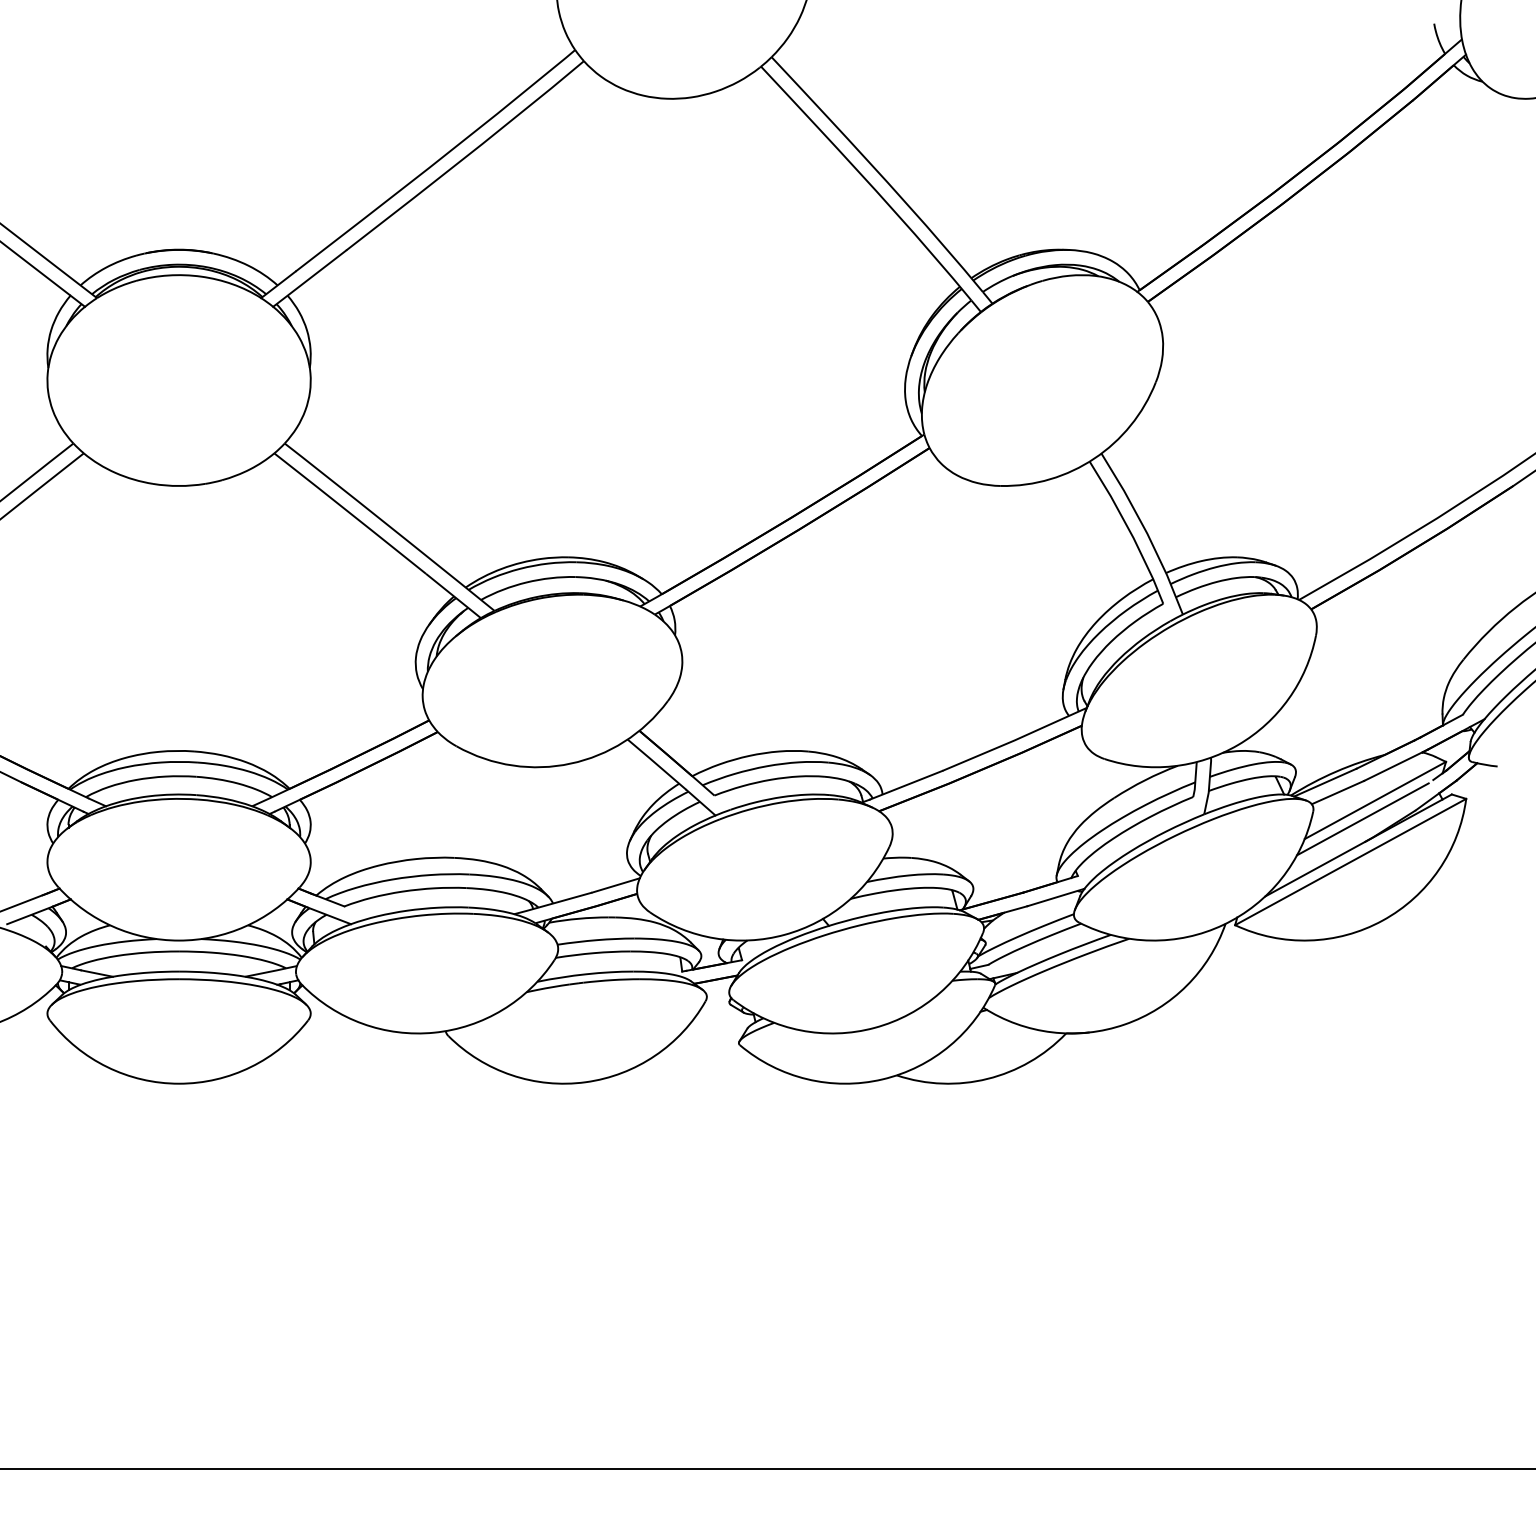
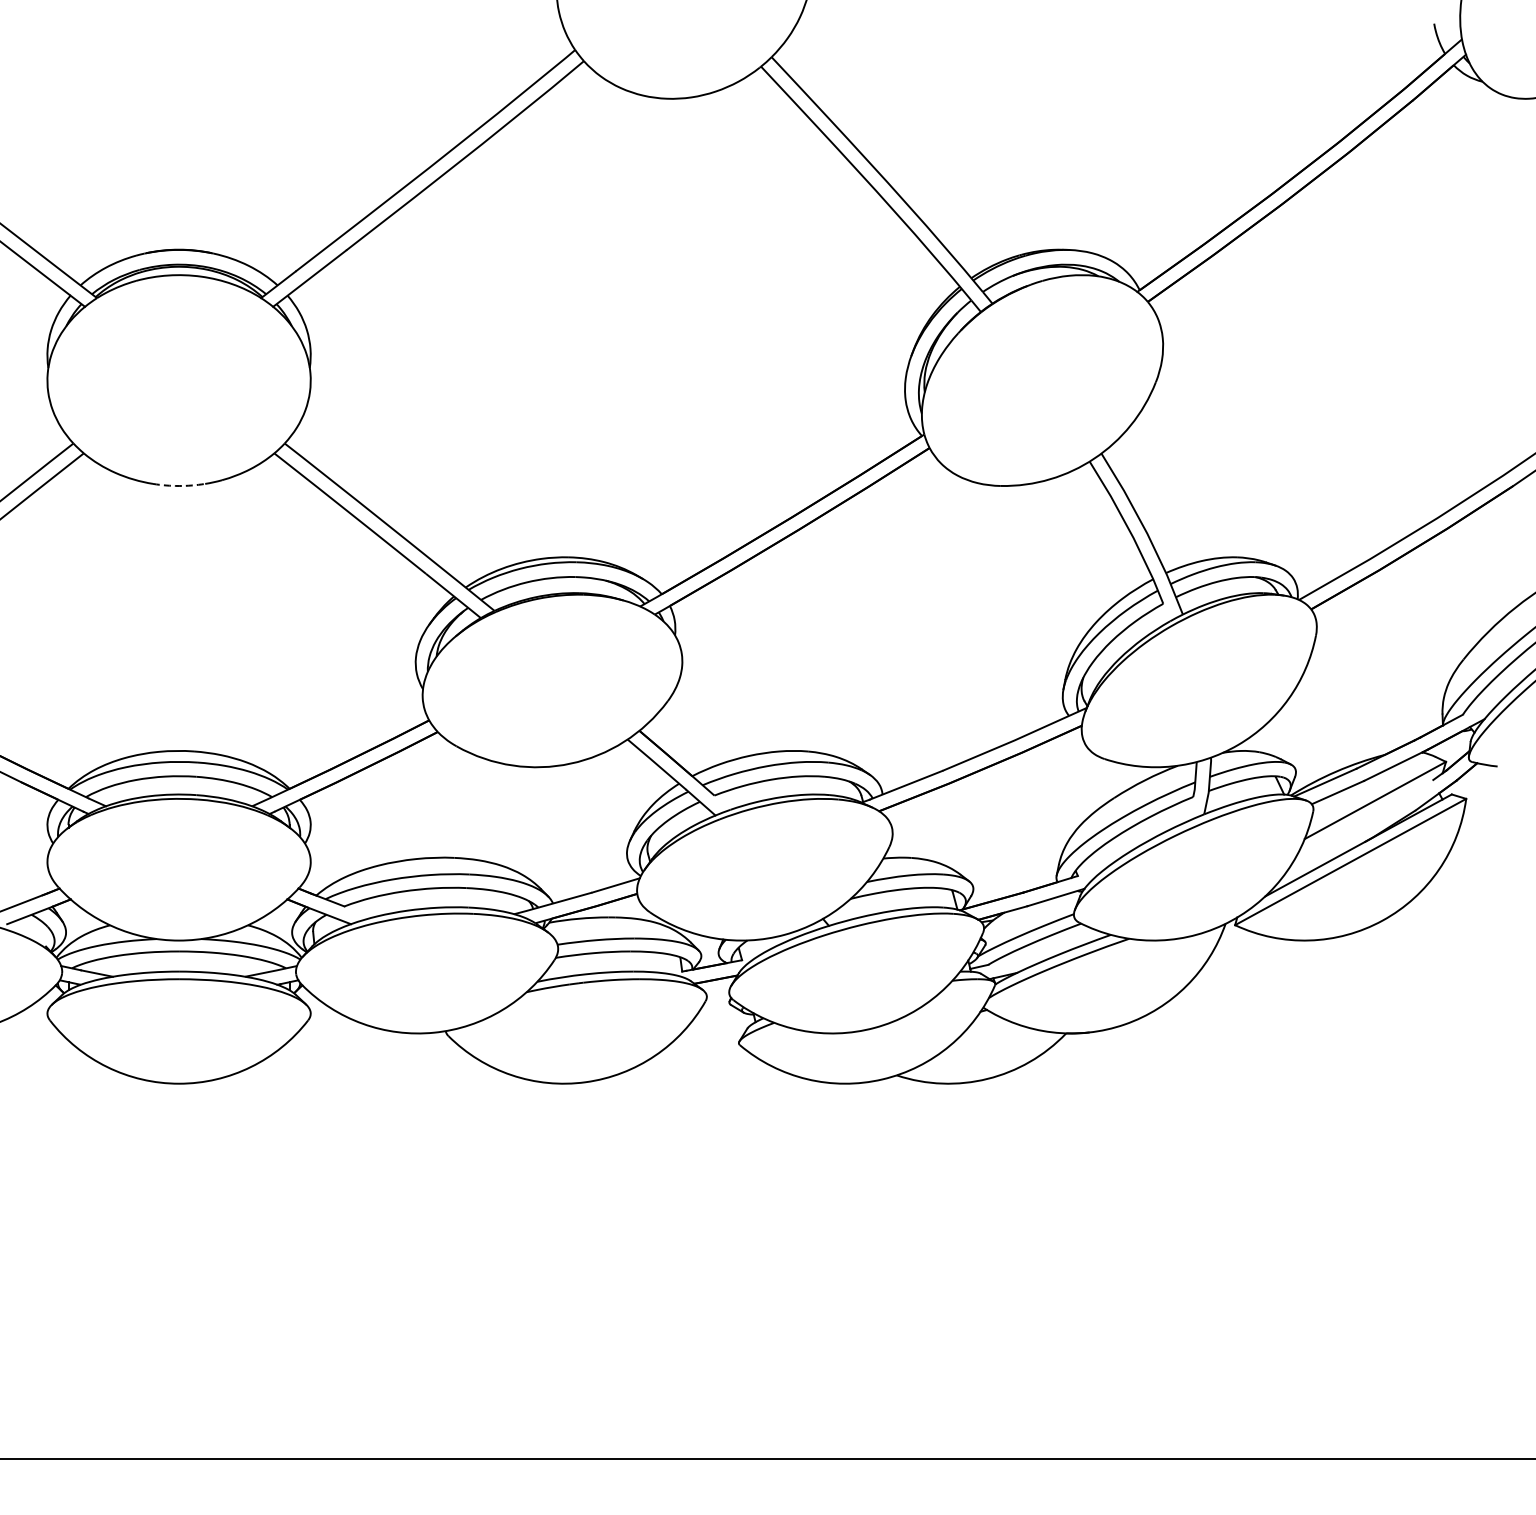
arc: solid -> dashed (179, 486)
line: present -> none (1362, 819)
line position: (767, 1469) -> (767, 1459) (767, 1459)
